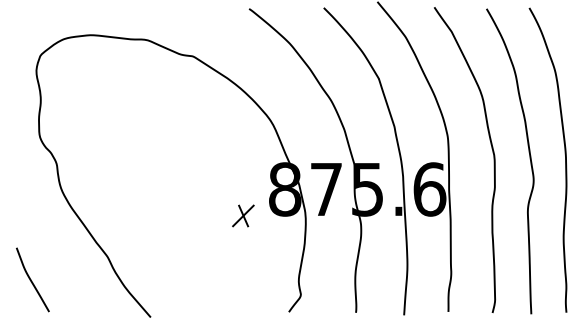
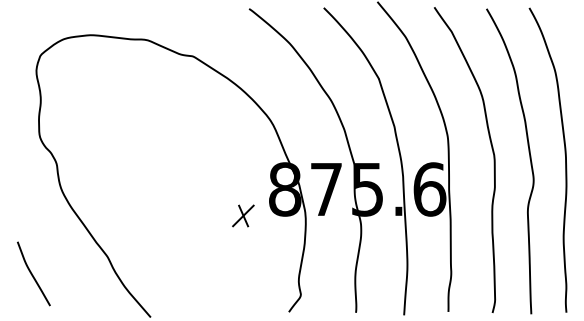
curve position: (31, 279) -> (32, 273) (32, 273)
